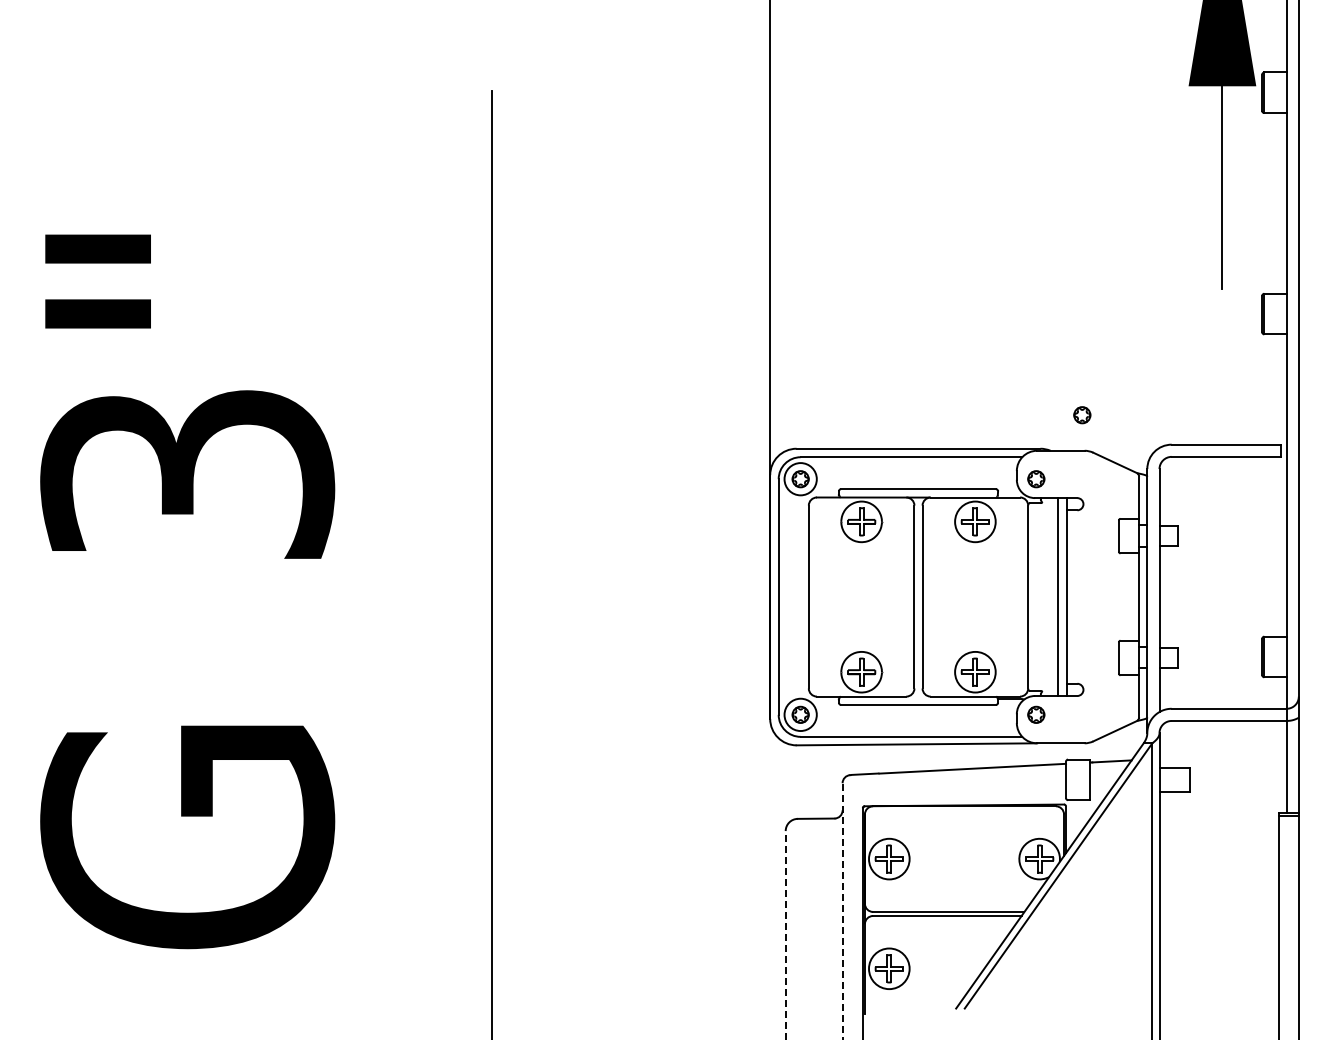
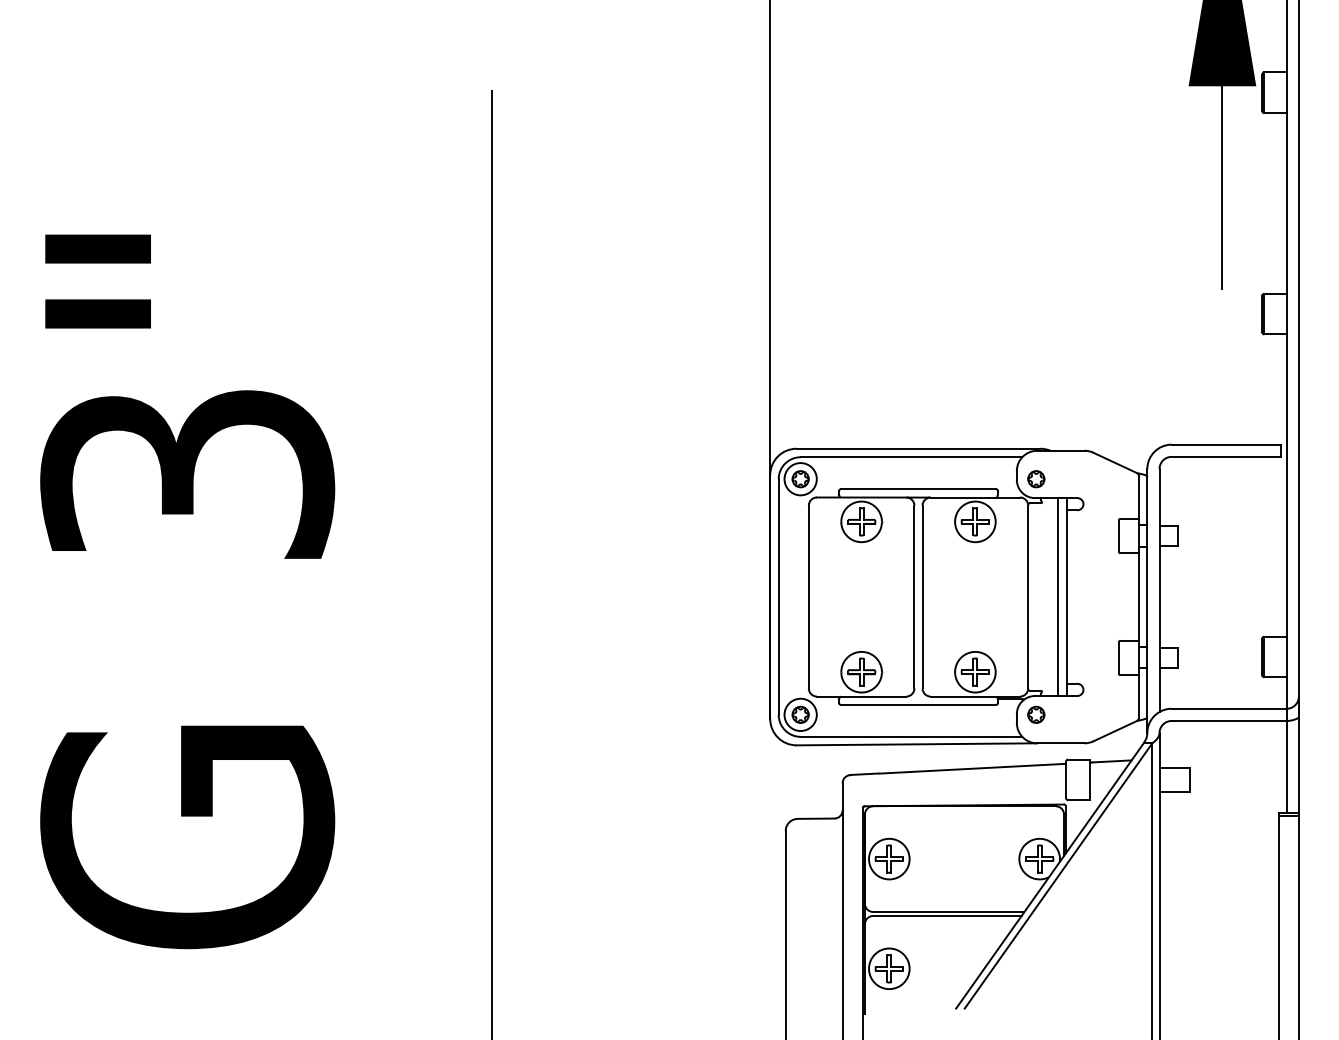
part: present -> none (1082, 415)
line: dashed -> solid (842, 911)
line: dashed -> solid (785, 934)
